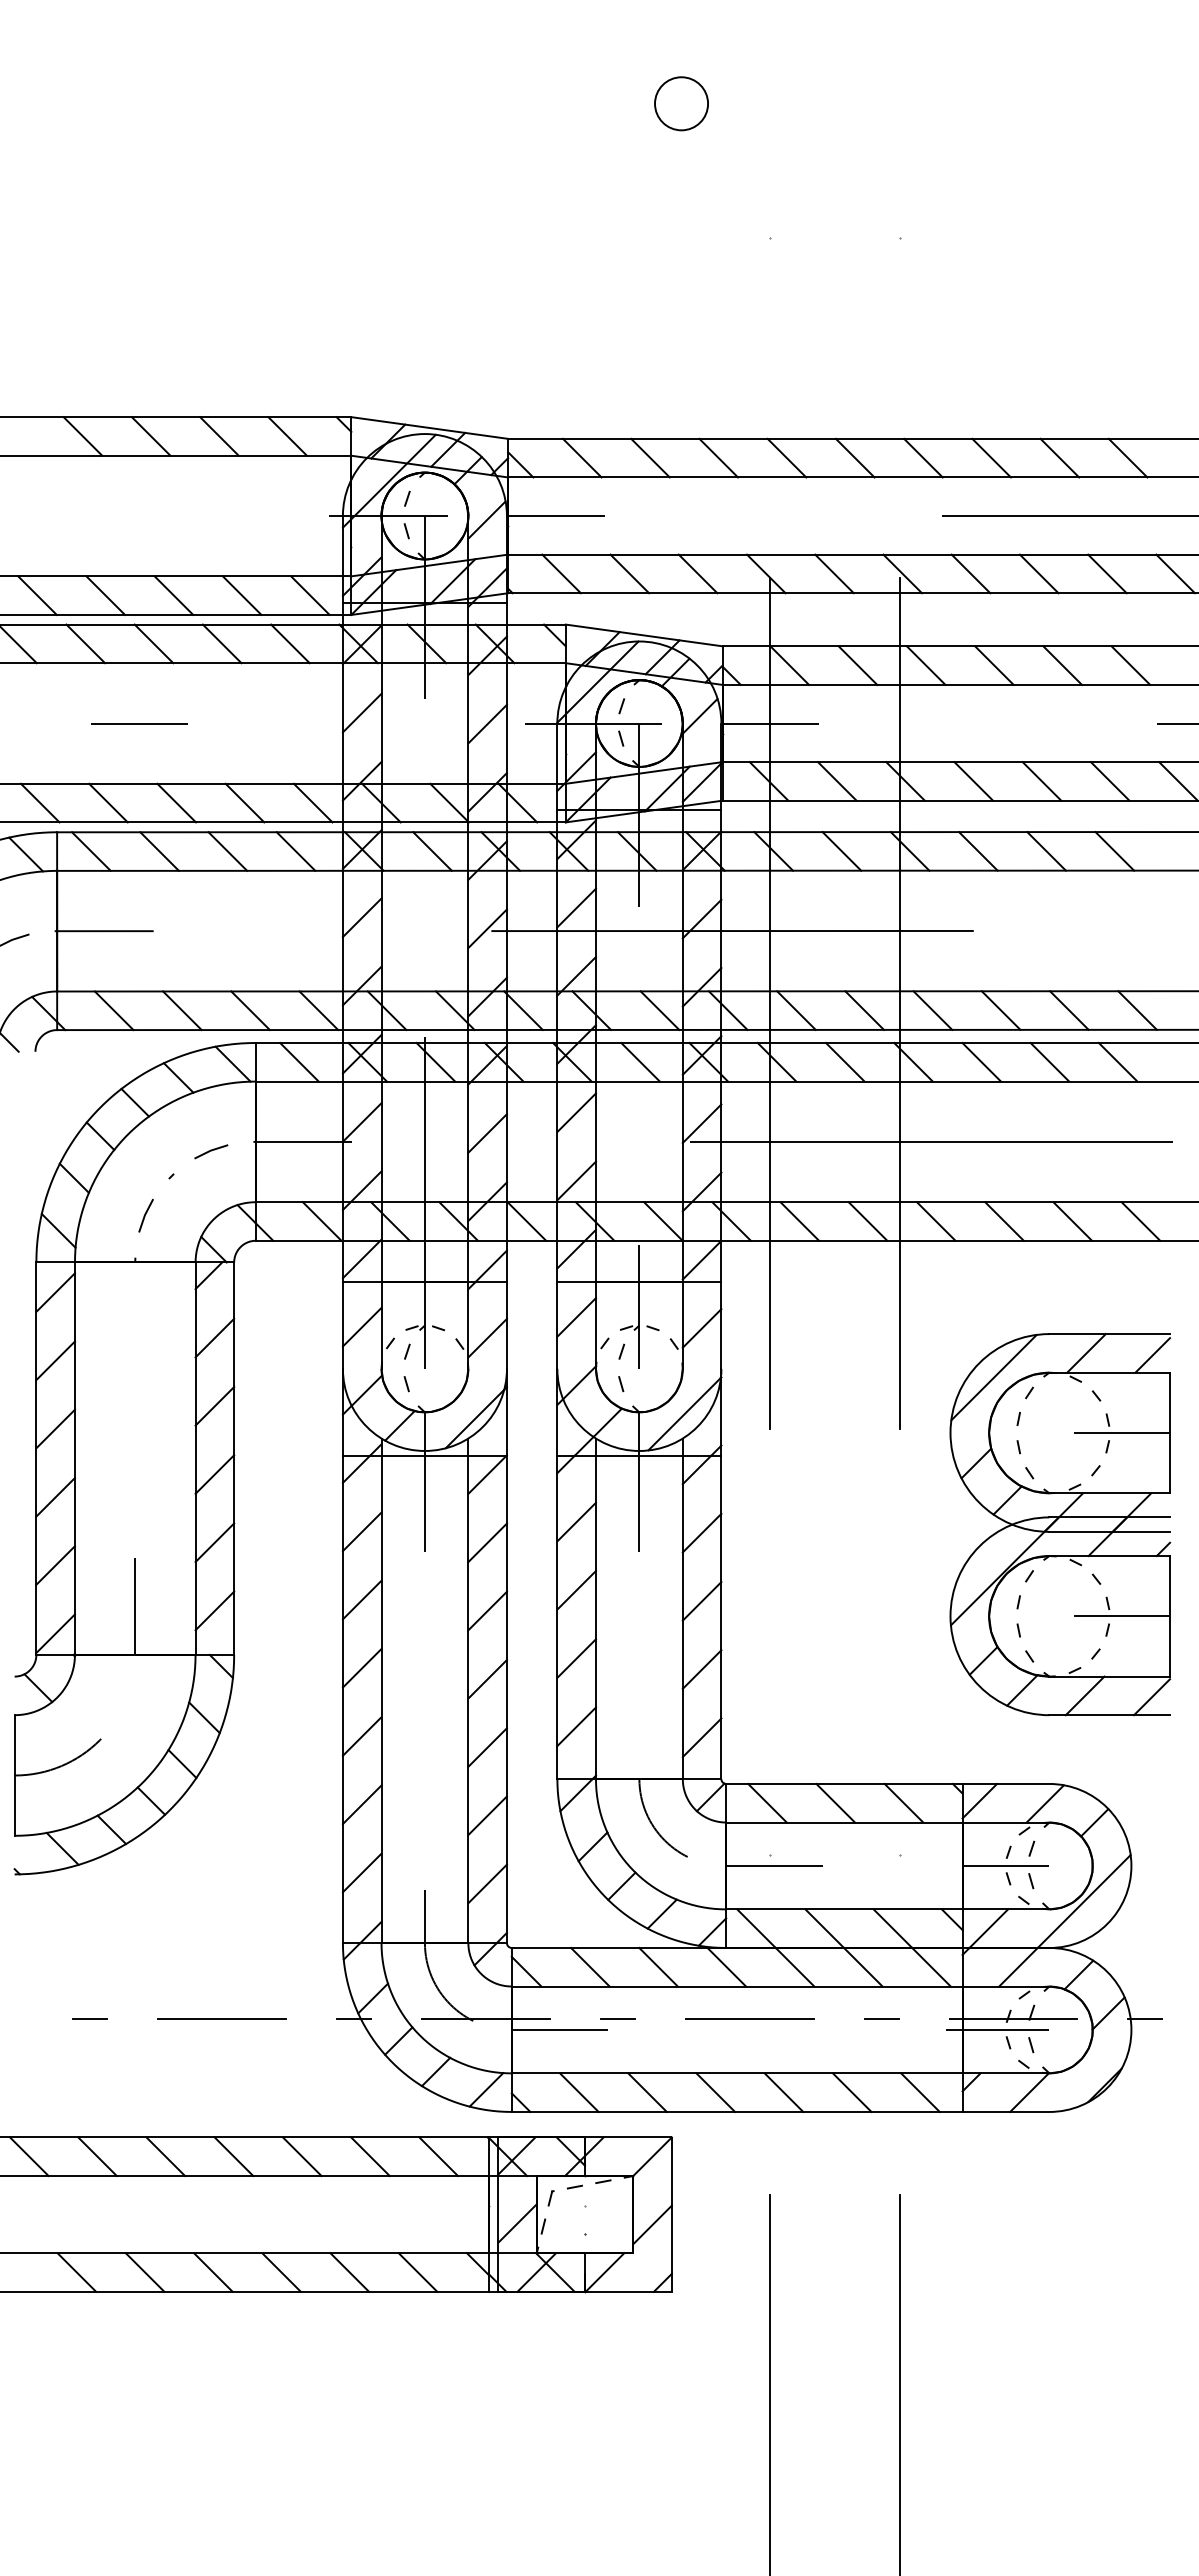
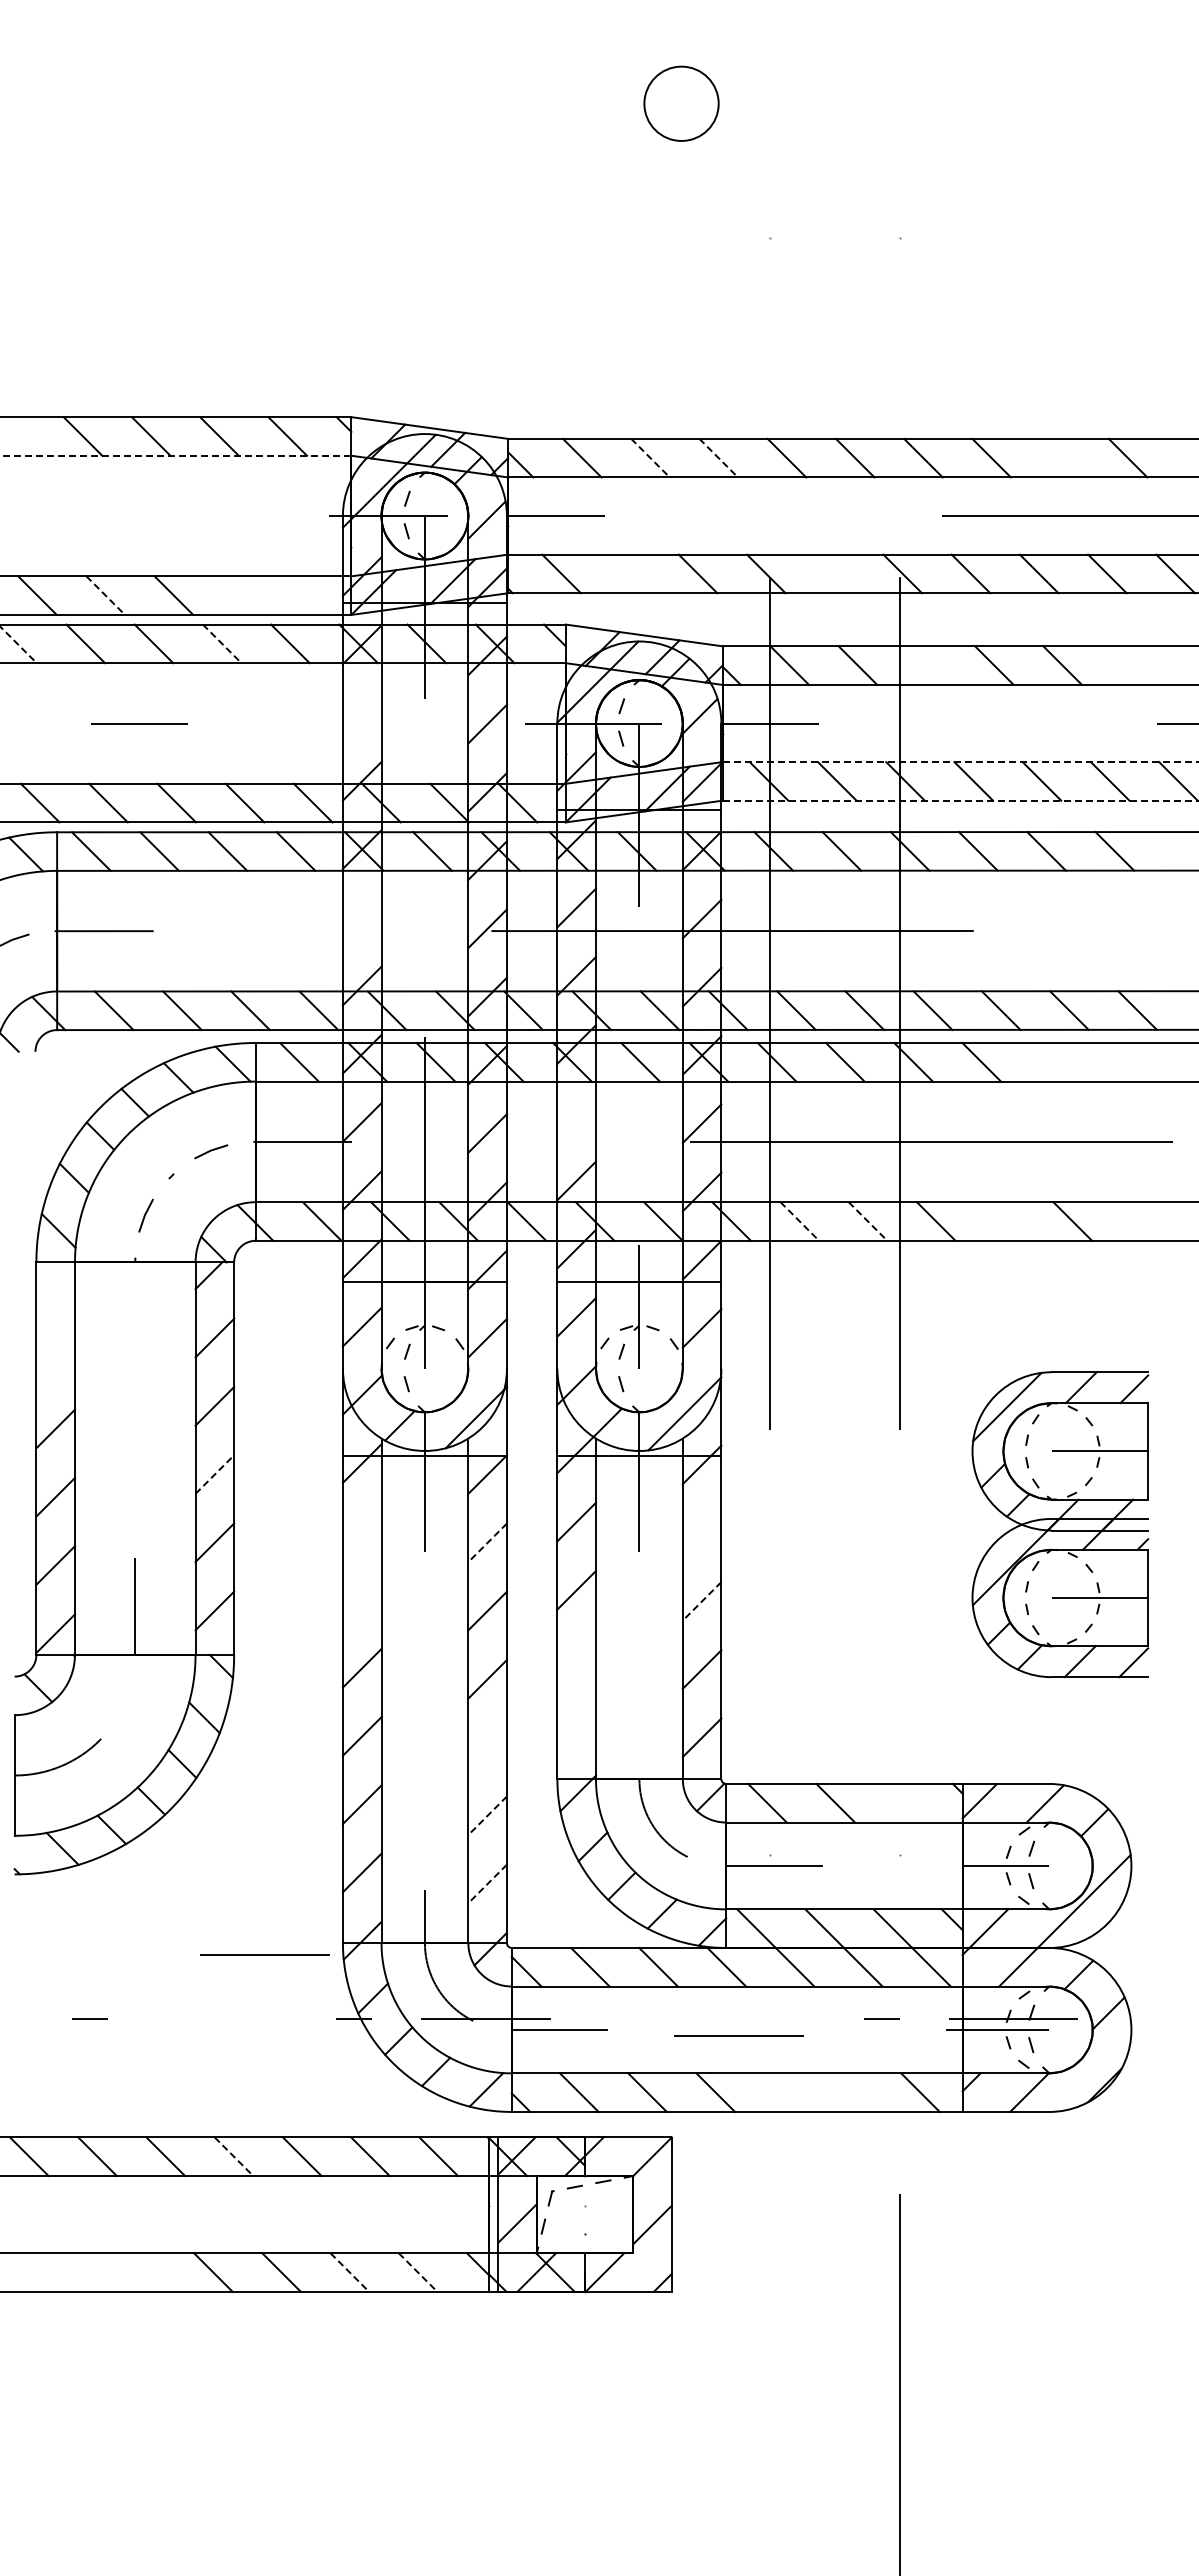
circle diameter: 53 px -> 74 px (681, 103)
line: solid -> dashed (175, 455)
line: present -> none (1059, 457)
line: solid -> dashed (650, 458)
line: solid -> dashed (719, 458)
line: present -> none (629, 573)
line: present -> none (834, 573)
line: present -> none (241, 595)
line: present -> none (310, 595)
line: solid -> dashed (106, 596)
line: solid -> dashed (18, 644)
line: solid -> dashed (222, 644)
line: present -> none (925, 665)
line: present -> none (1130, 665)
line: present -> none (361, 712)
line: solid -> dashed (960, 762)
line: solid -> dashed (960, 800)
line: present -> none (361, 917)
line: present -> none (1049, 1061)
line: present -> none (1117, 1061)
line: present -> none (576, 1112)
line: solid -> dashed (800, 1221)
line: solid -> dashed (868, 1221)
line: present -> none (1004, 1221)
line: present -> none (1140, 1221)
line: present -> none (55, 1292)
line: present -> none (55, 1360)
line: solid -> dashed (215, 1474)
part size: 223x384 px -> 179x308 px (1060, 1524)
line: present -> none (361, 1531)
line: present -> none (701, 1532)
line: solid -> dashed (487, 1543)
line: present -> none (361, 1599)
line: solid -> dashed (701, 1601)
line: present -> none (576, 1658)
line: present -> none (576, 1726)
line: present -> none (487, 1747)
line: present -> none (903, 1802)
line: solid -> dashed (487, 1816)
line: solid -> dashed (487, 1884)
line position: (221, 2018) -> (264, 1954) (264, 1954)
line: present -> none (617, 2018)
line position: (749, 2018) -> (738, 2035) (738, 2035)
line: present -> none (1145, 2018)
line: present -> none (783, 2092)
line: present -> none (851, 2092)
line: solid -> dashed (234, 2157)
line: present -> none (76, 2272)
line: present -> none (144, 2272)
line: solid -> dashed (350, 2272)
line: solid -> dashed (418, 2272)
line: present -> none (769, 2383)
